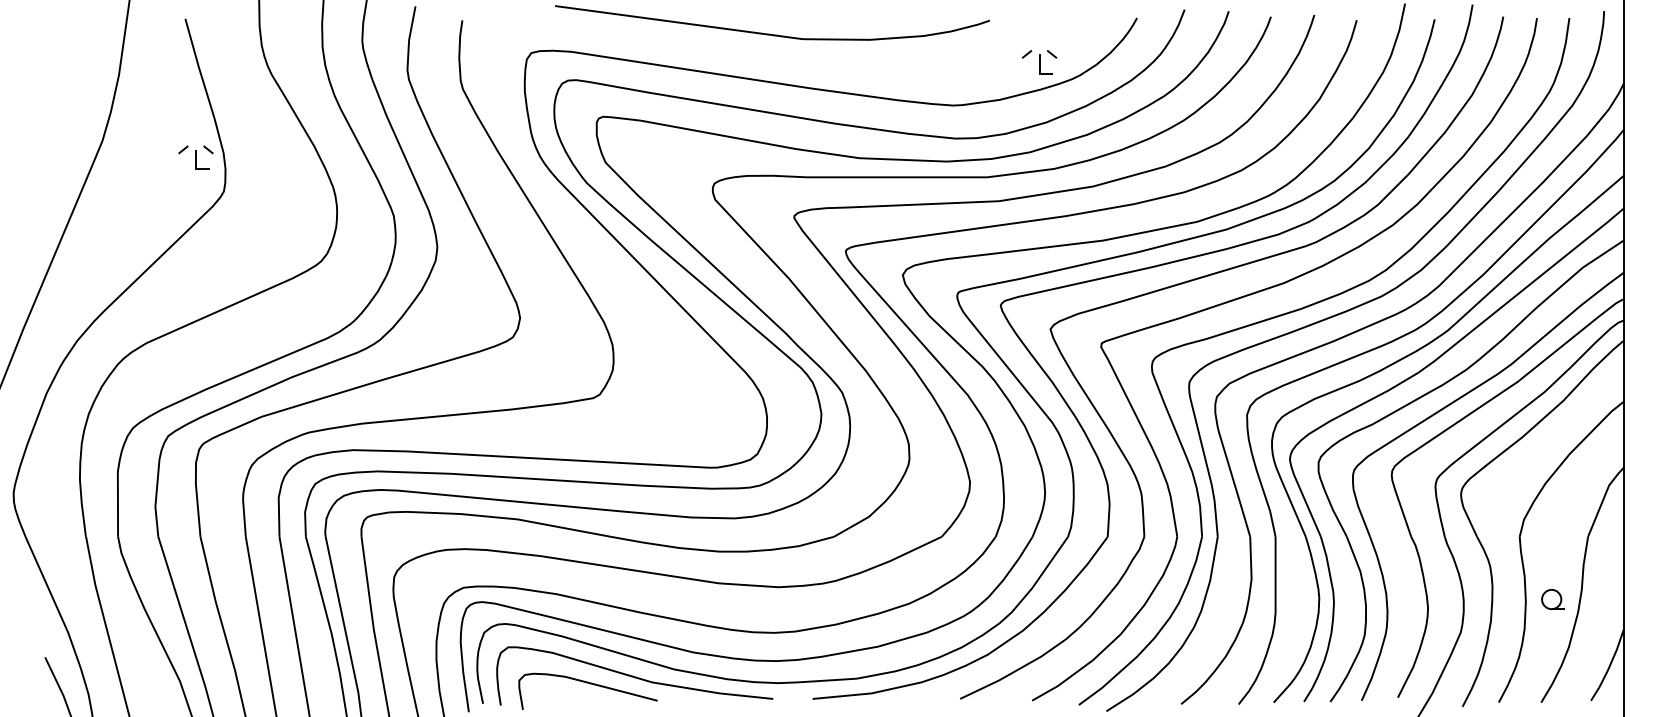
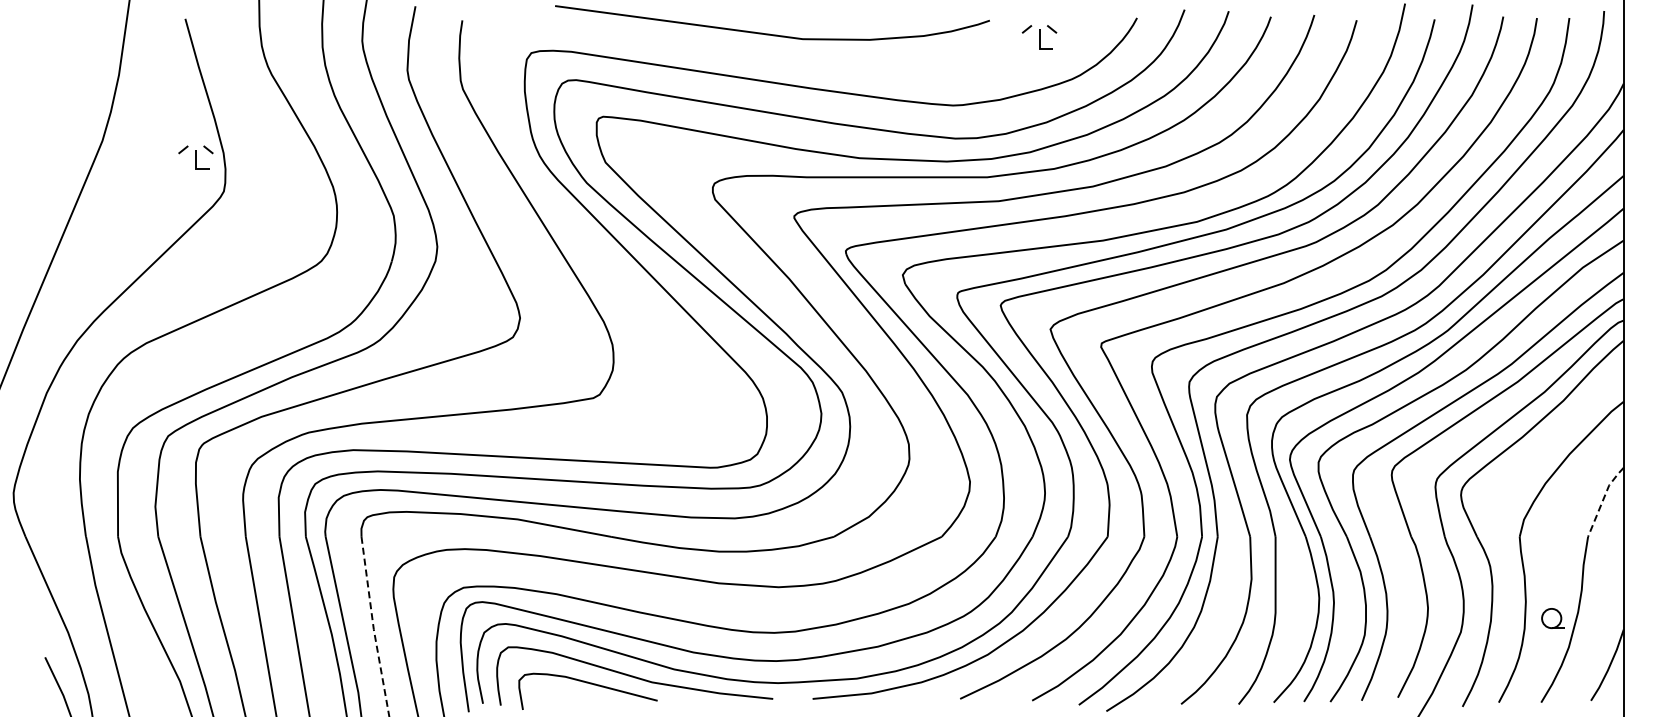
part position: (1039, 62) -> (1039, 37) (1039, 37)
line: solid -> dashed (1603, 499)
part position: (1552, 599) -> (1552, 618) (1552, 618)
line: solid -> dashed (373, 627)
